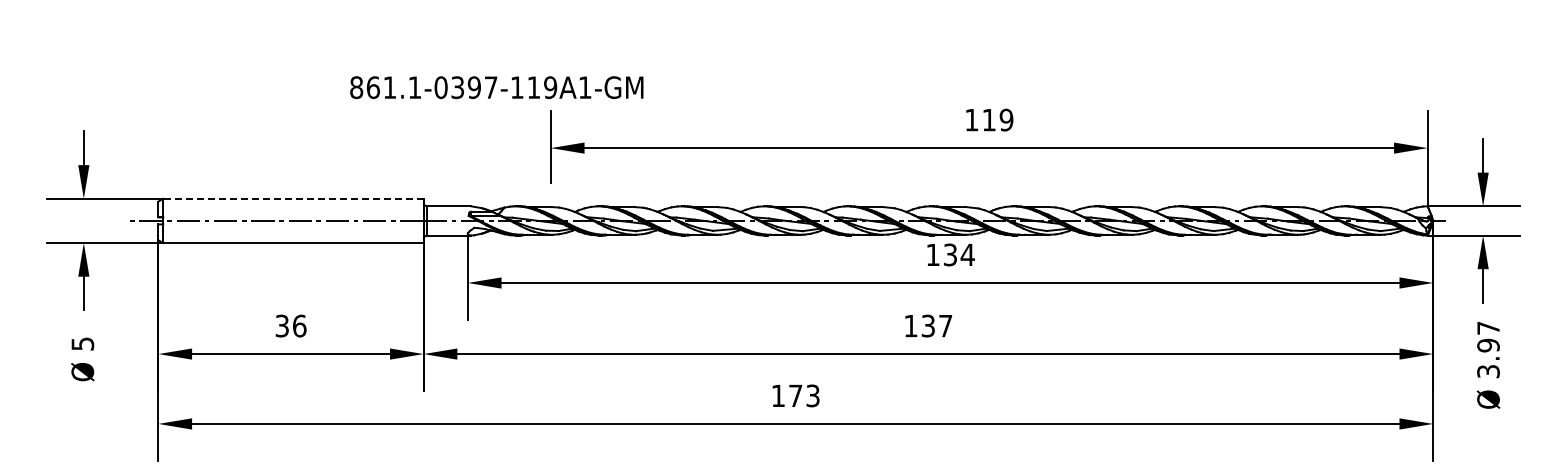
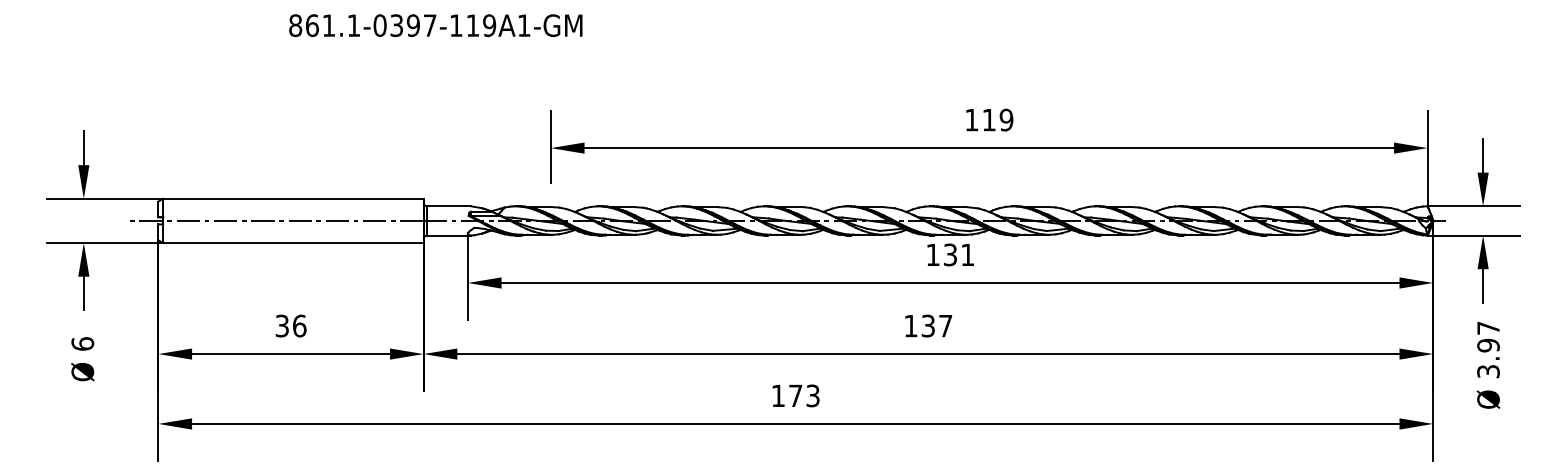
text position: (496, 87) -> (435, 25) (435, 25)
line: dashed -> solid (292, 198)
text: 134 -> 131 (967, 254)
text: 5 -> 6 (82, 343)
